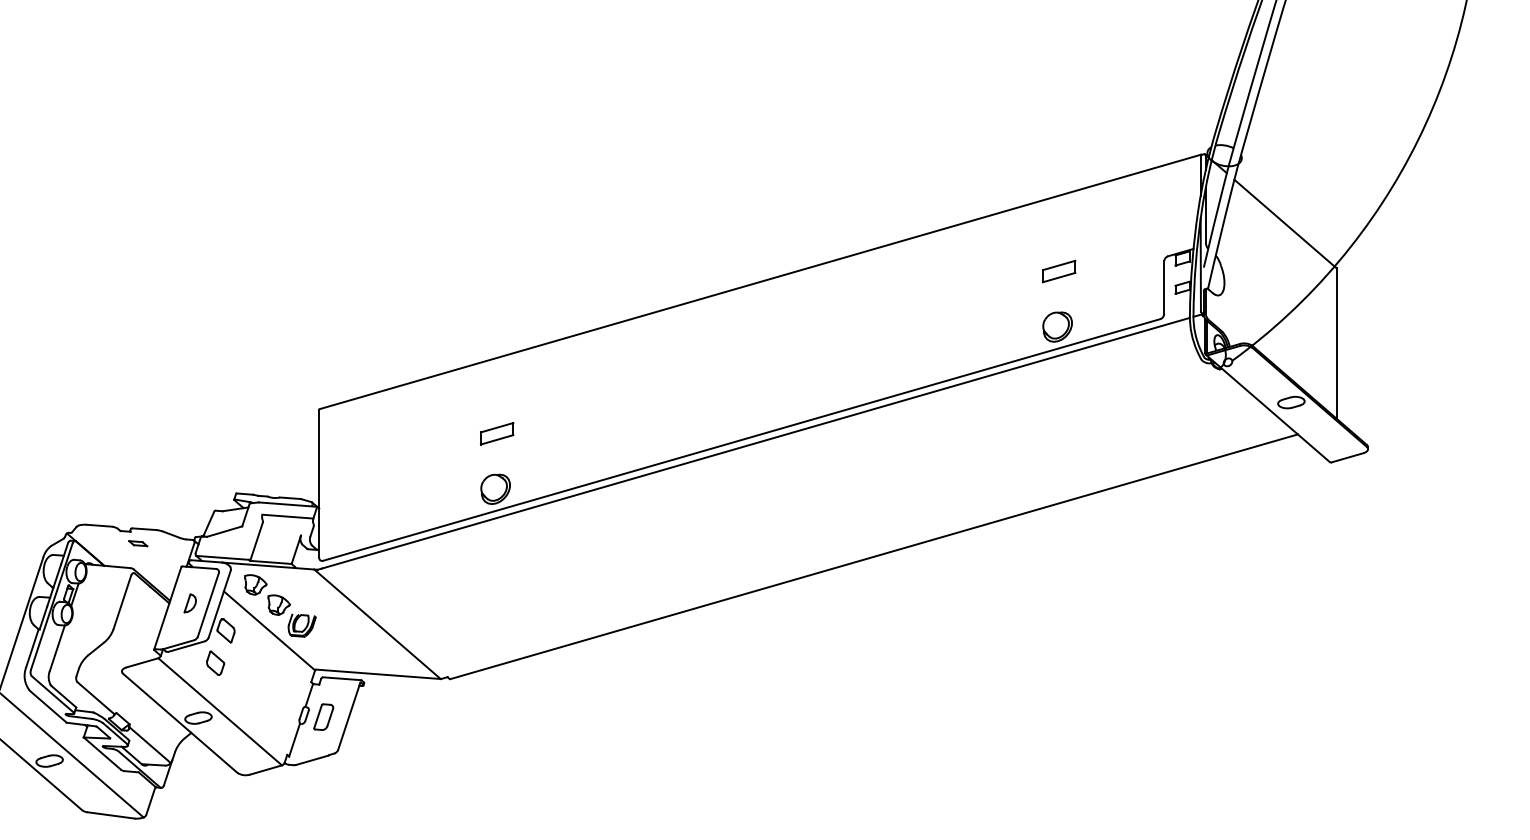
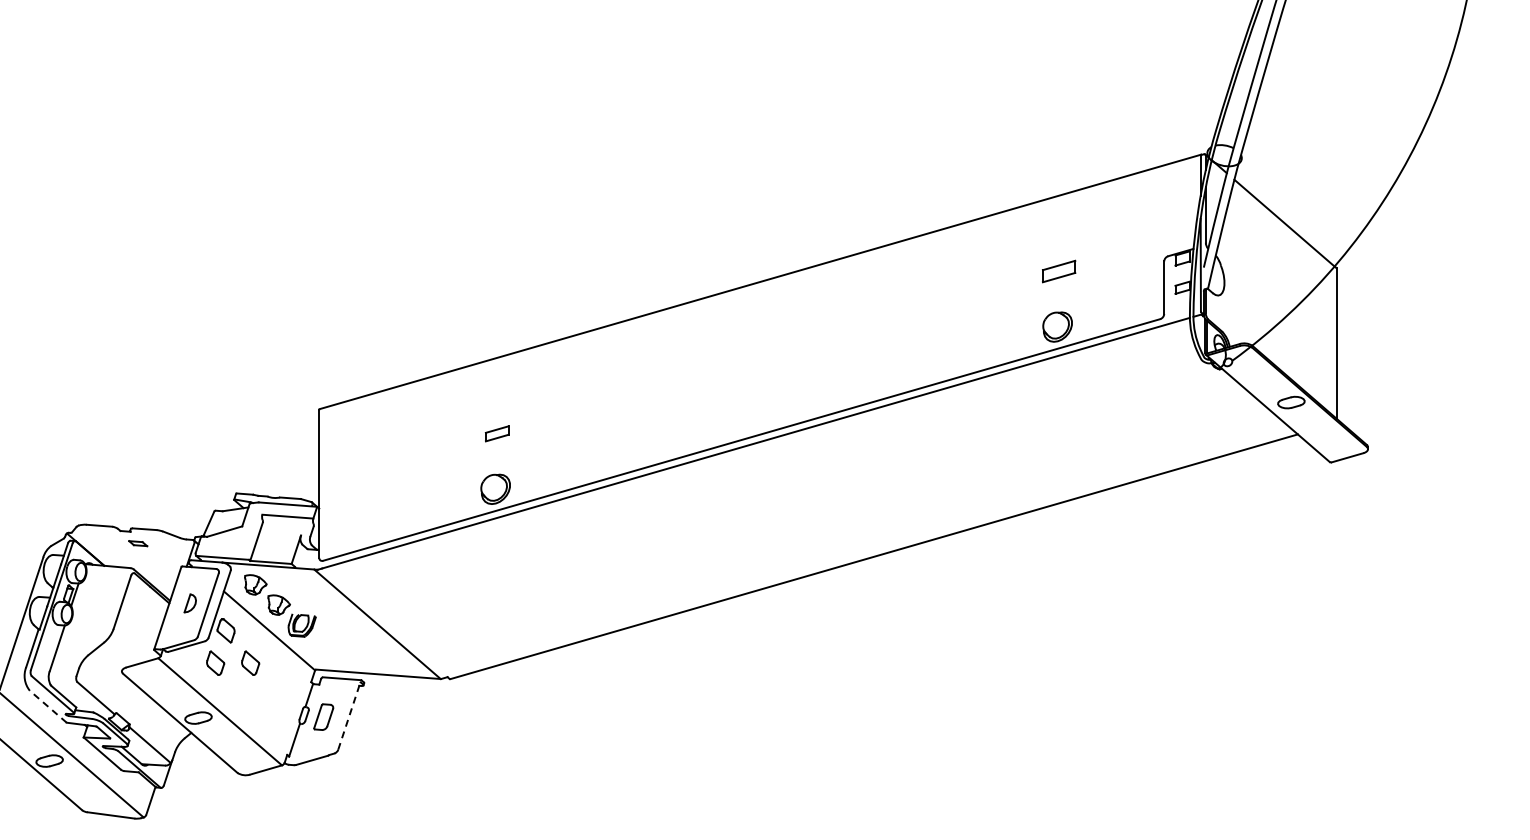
part size: 35x24 px -> 26x18 px (496, 433)
part: none -> present (250, 662)
line: solid -> dashed (47, 706)
line: solid -> dashed (349, 715)
